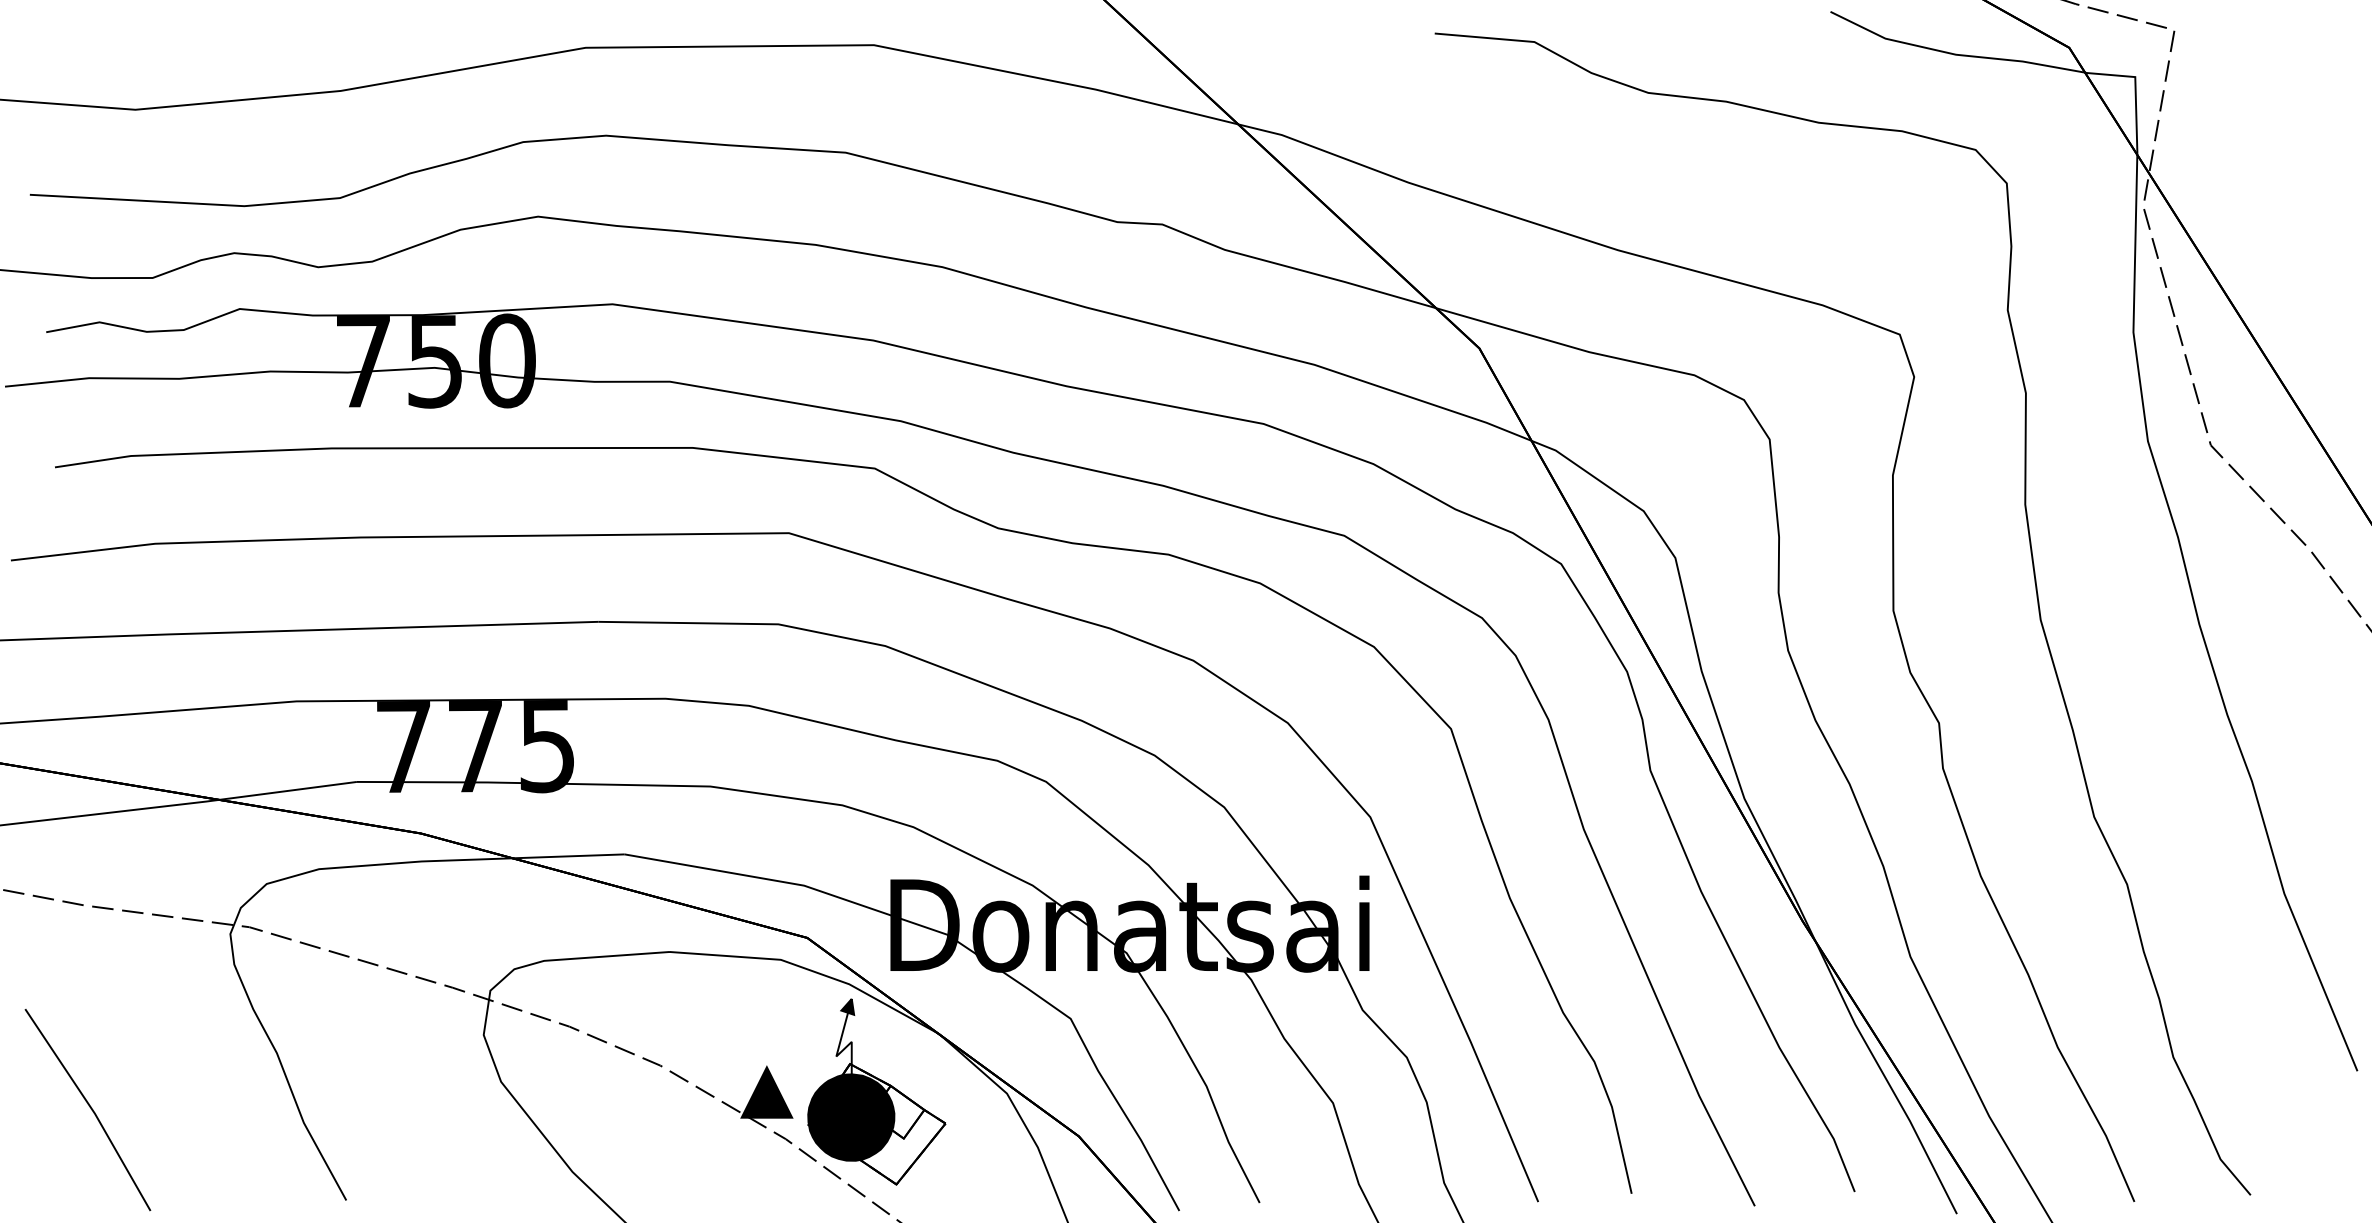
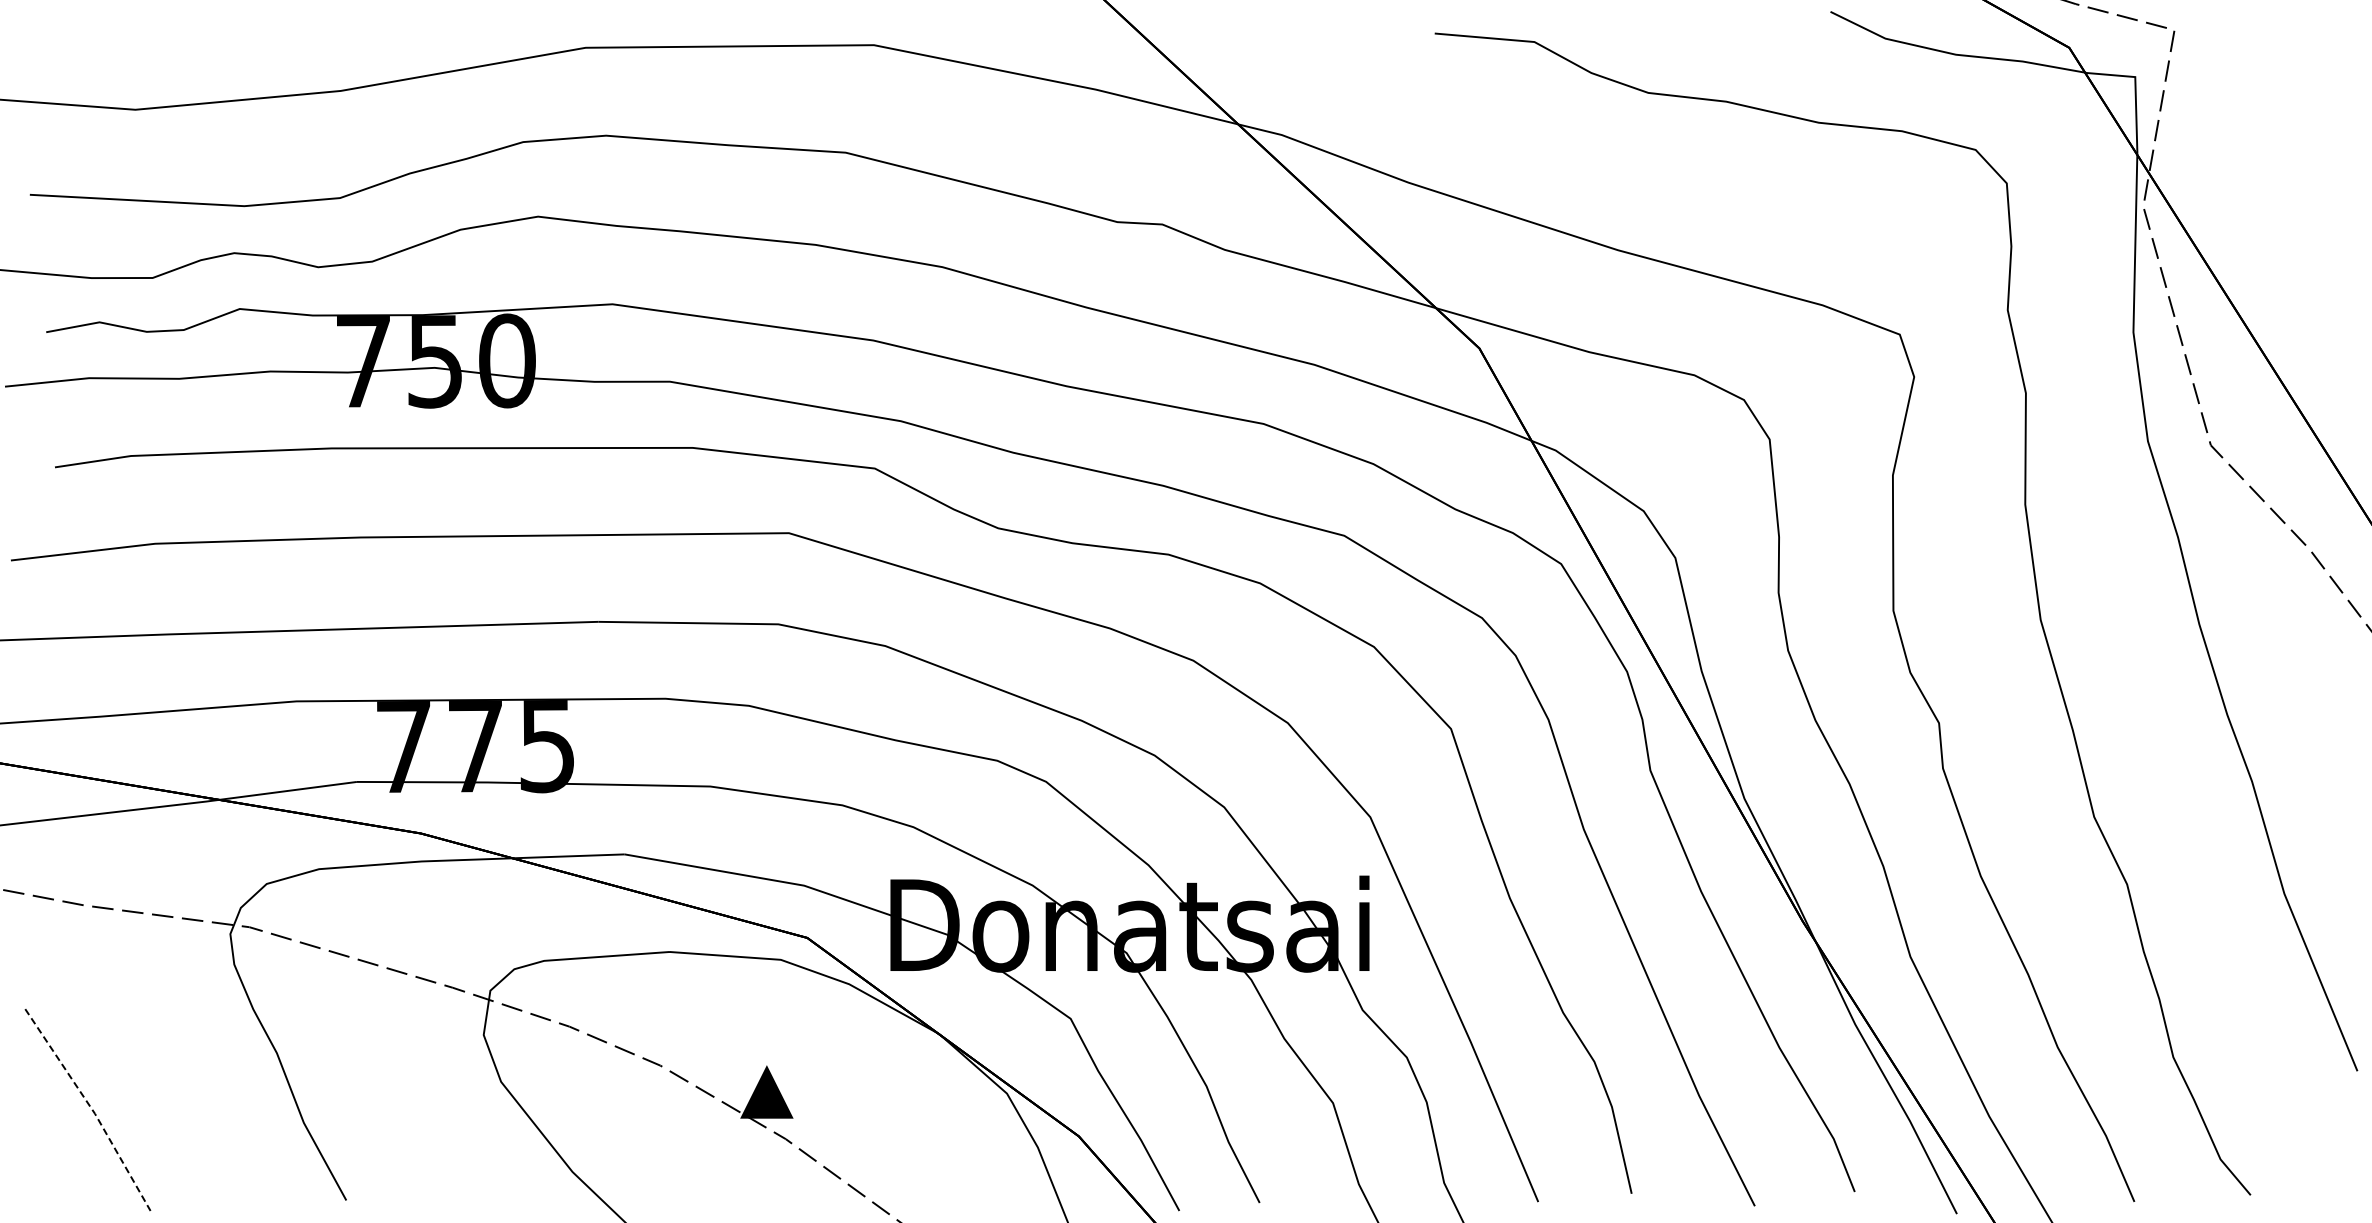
part: present -> none (876, 1091)
line: solid -> dashed (91, 1108)
